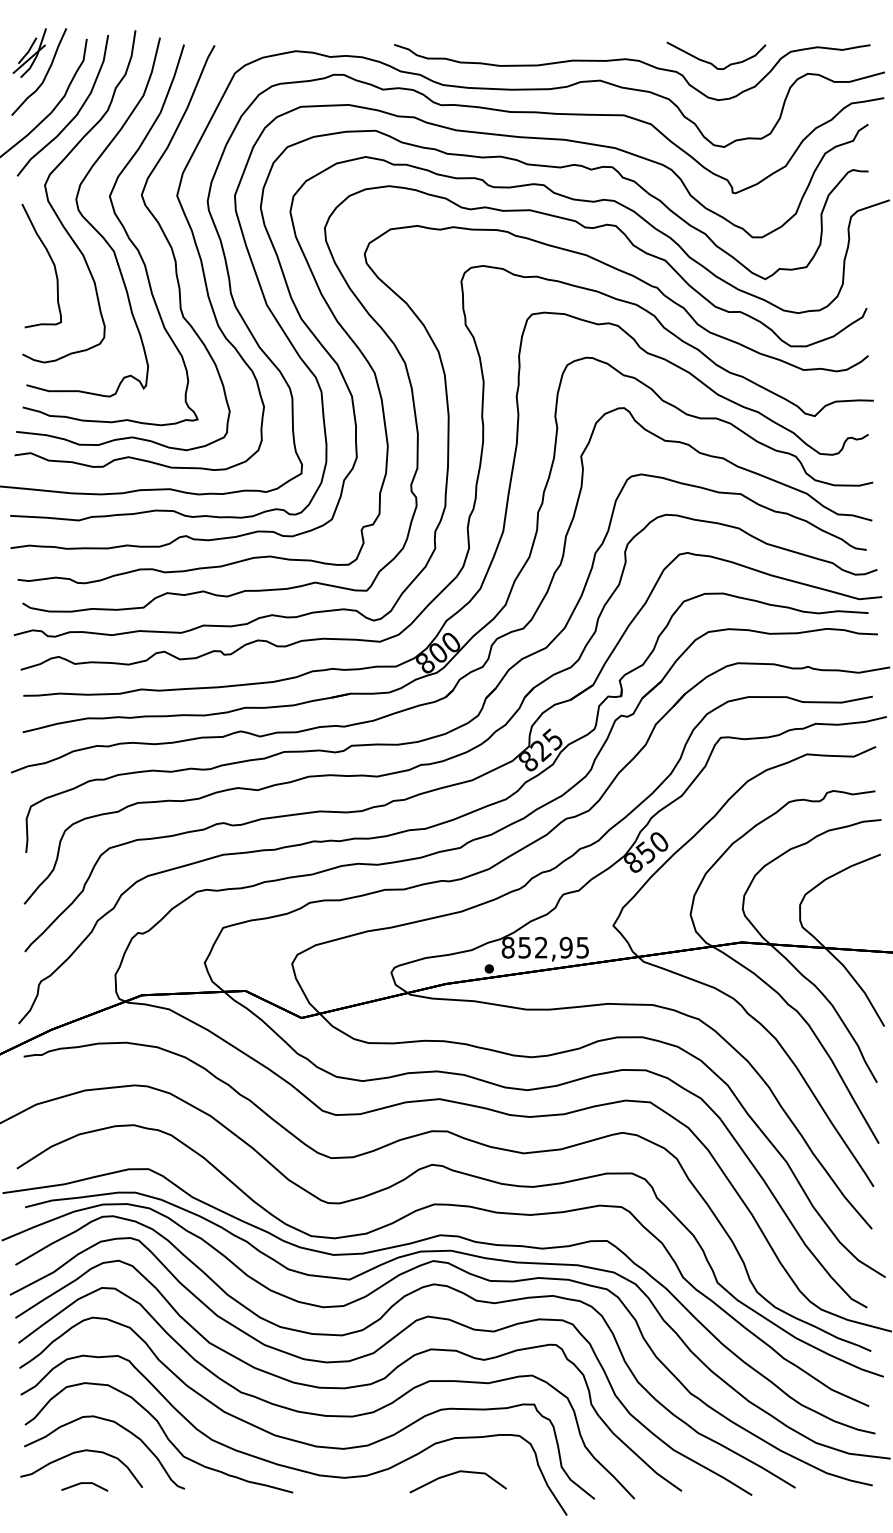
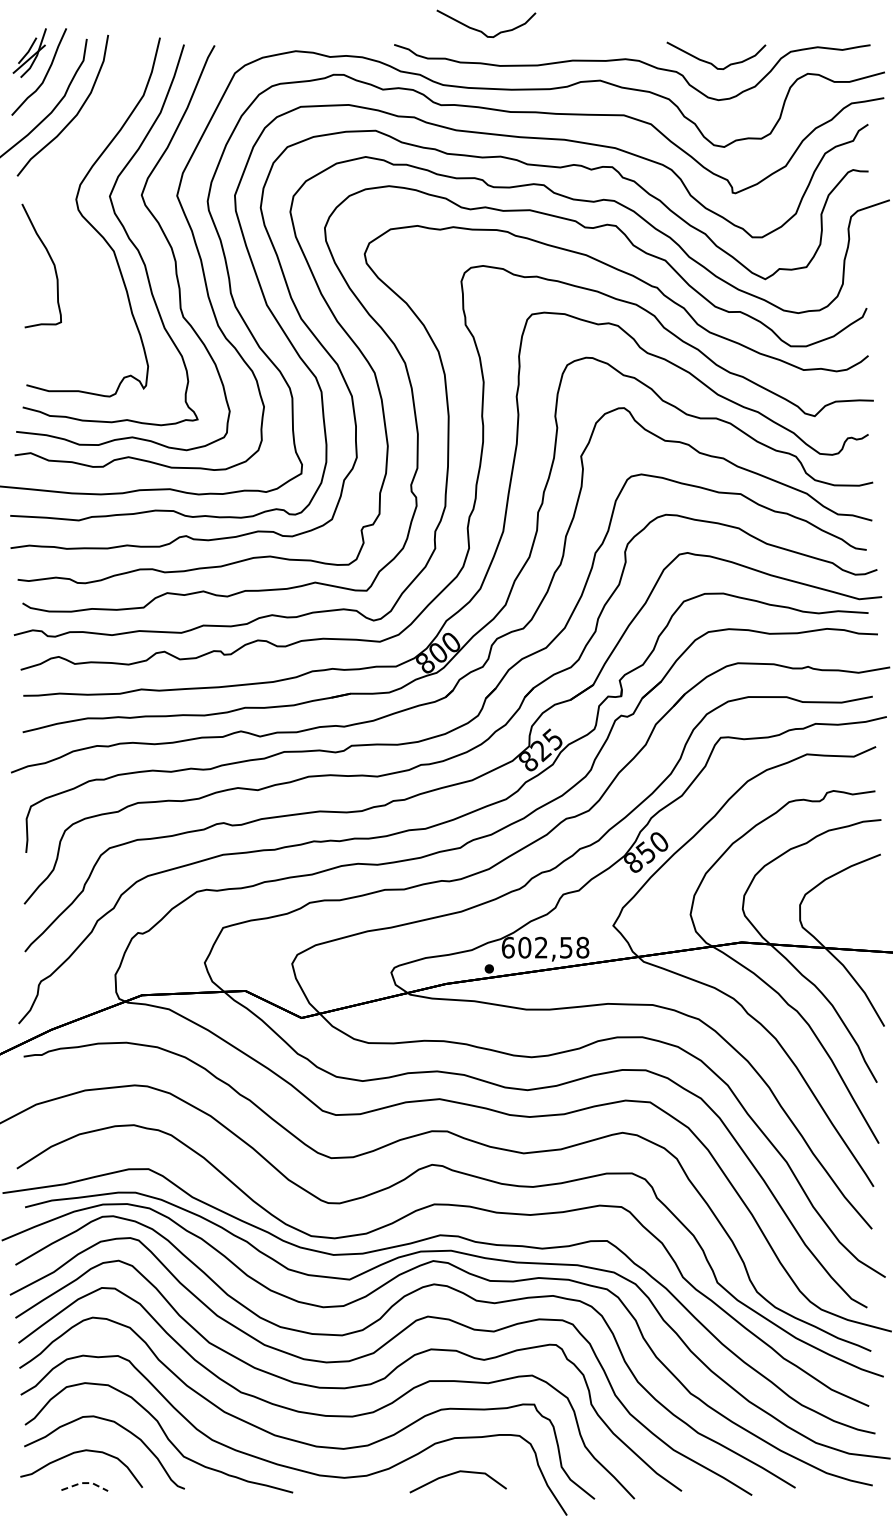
curve: none -> present (481, 30)
curve: present -> none (56, 212)
text: 852,95 -> 602,58 (545, 947)
line: solid -> dashed (85, 1483)
